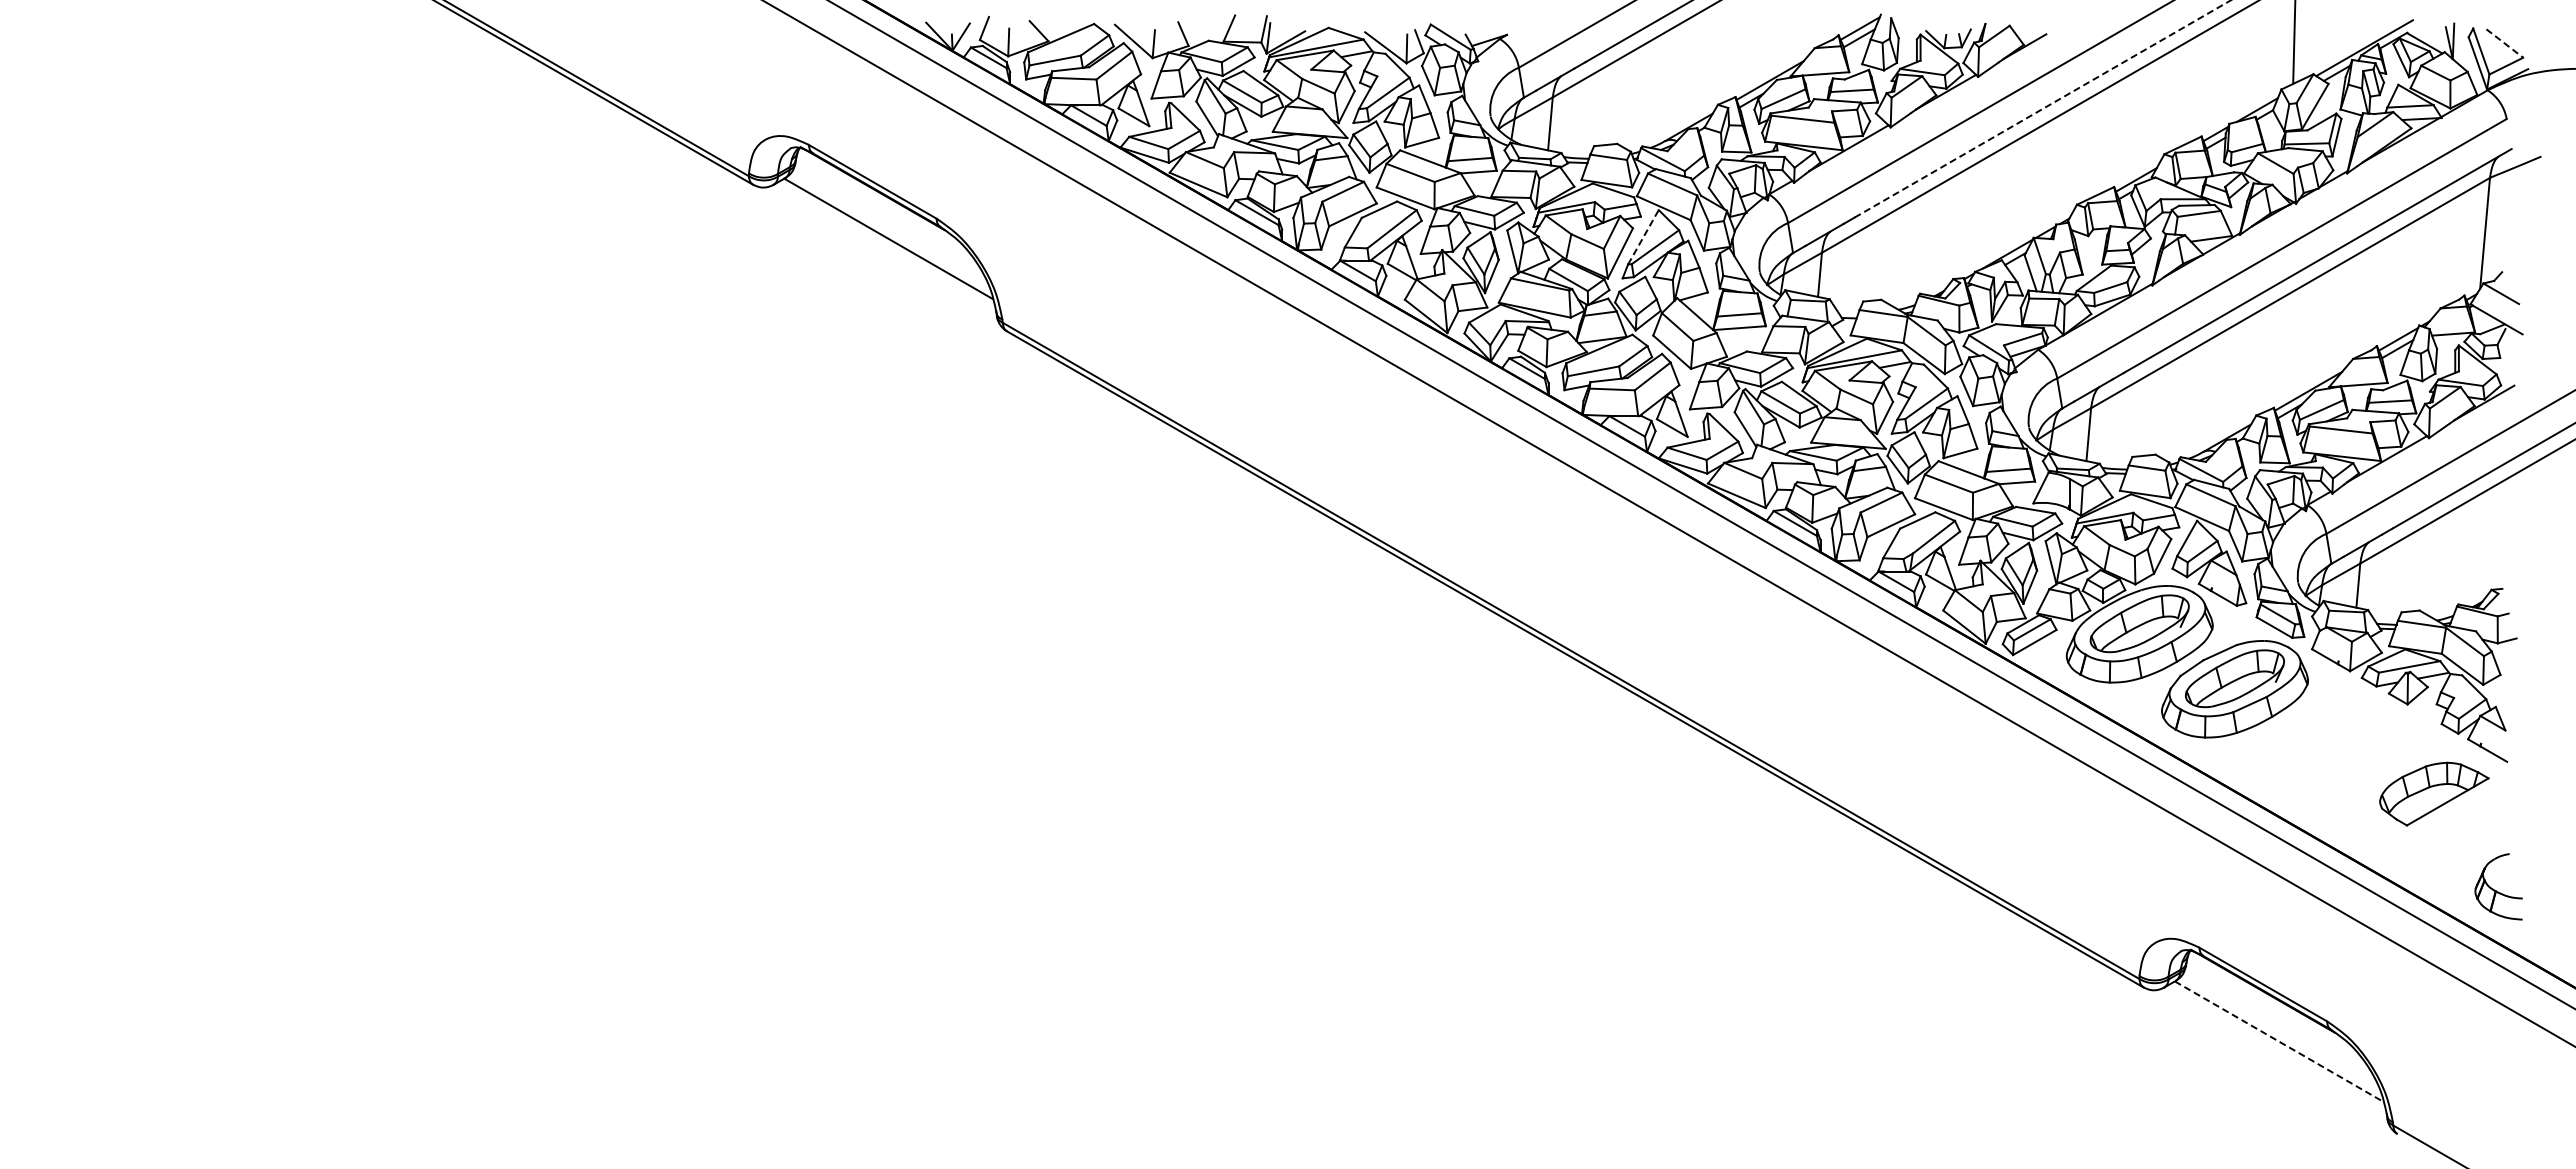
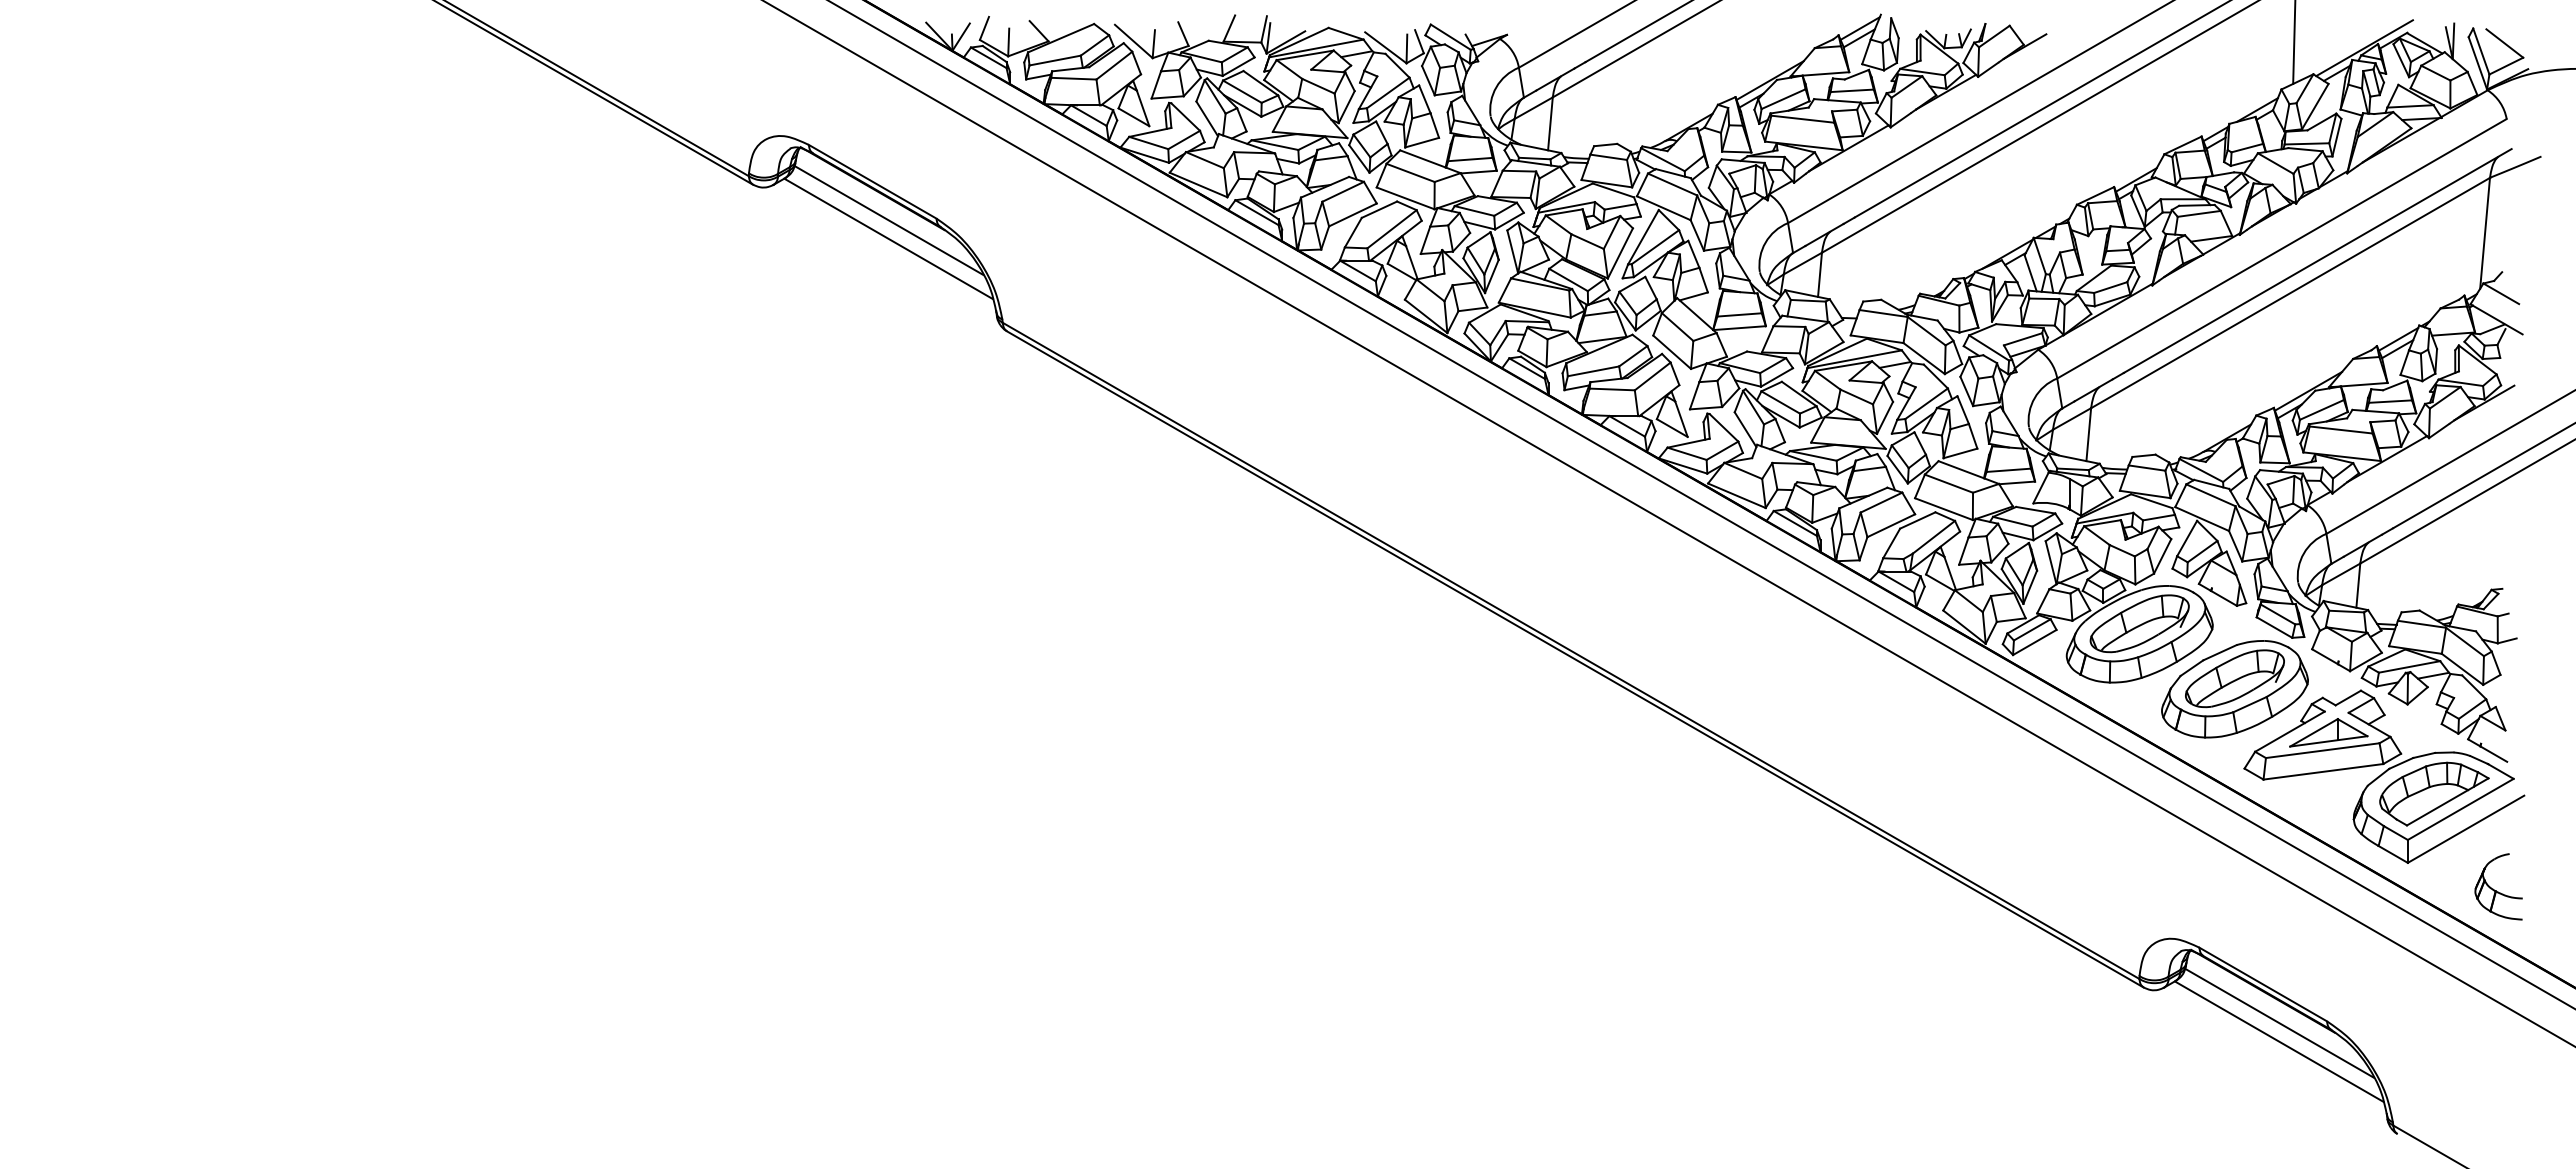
line: dashed -> solid (2505, 43)
line: dashed -> solid (2043, 108)
line: none -> present (888, 219)
line: dashed -> solid (1643, 236)
part: none -> present (2384, 776)
line: none -> present (2279, 1022)
line: dashed -> solid (2279, 1041)
